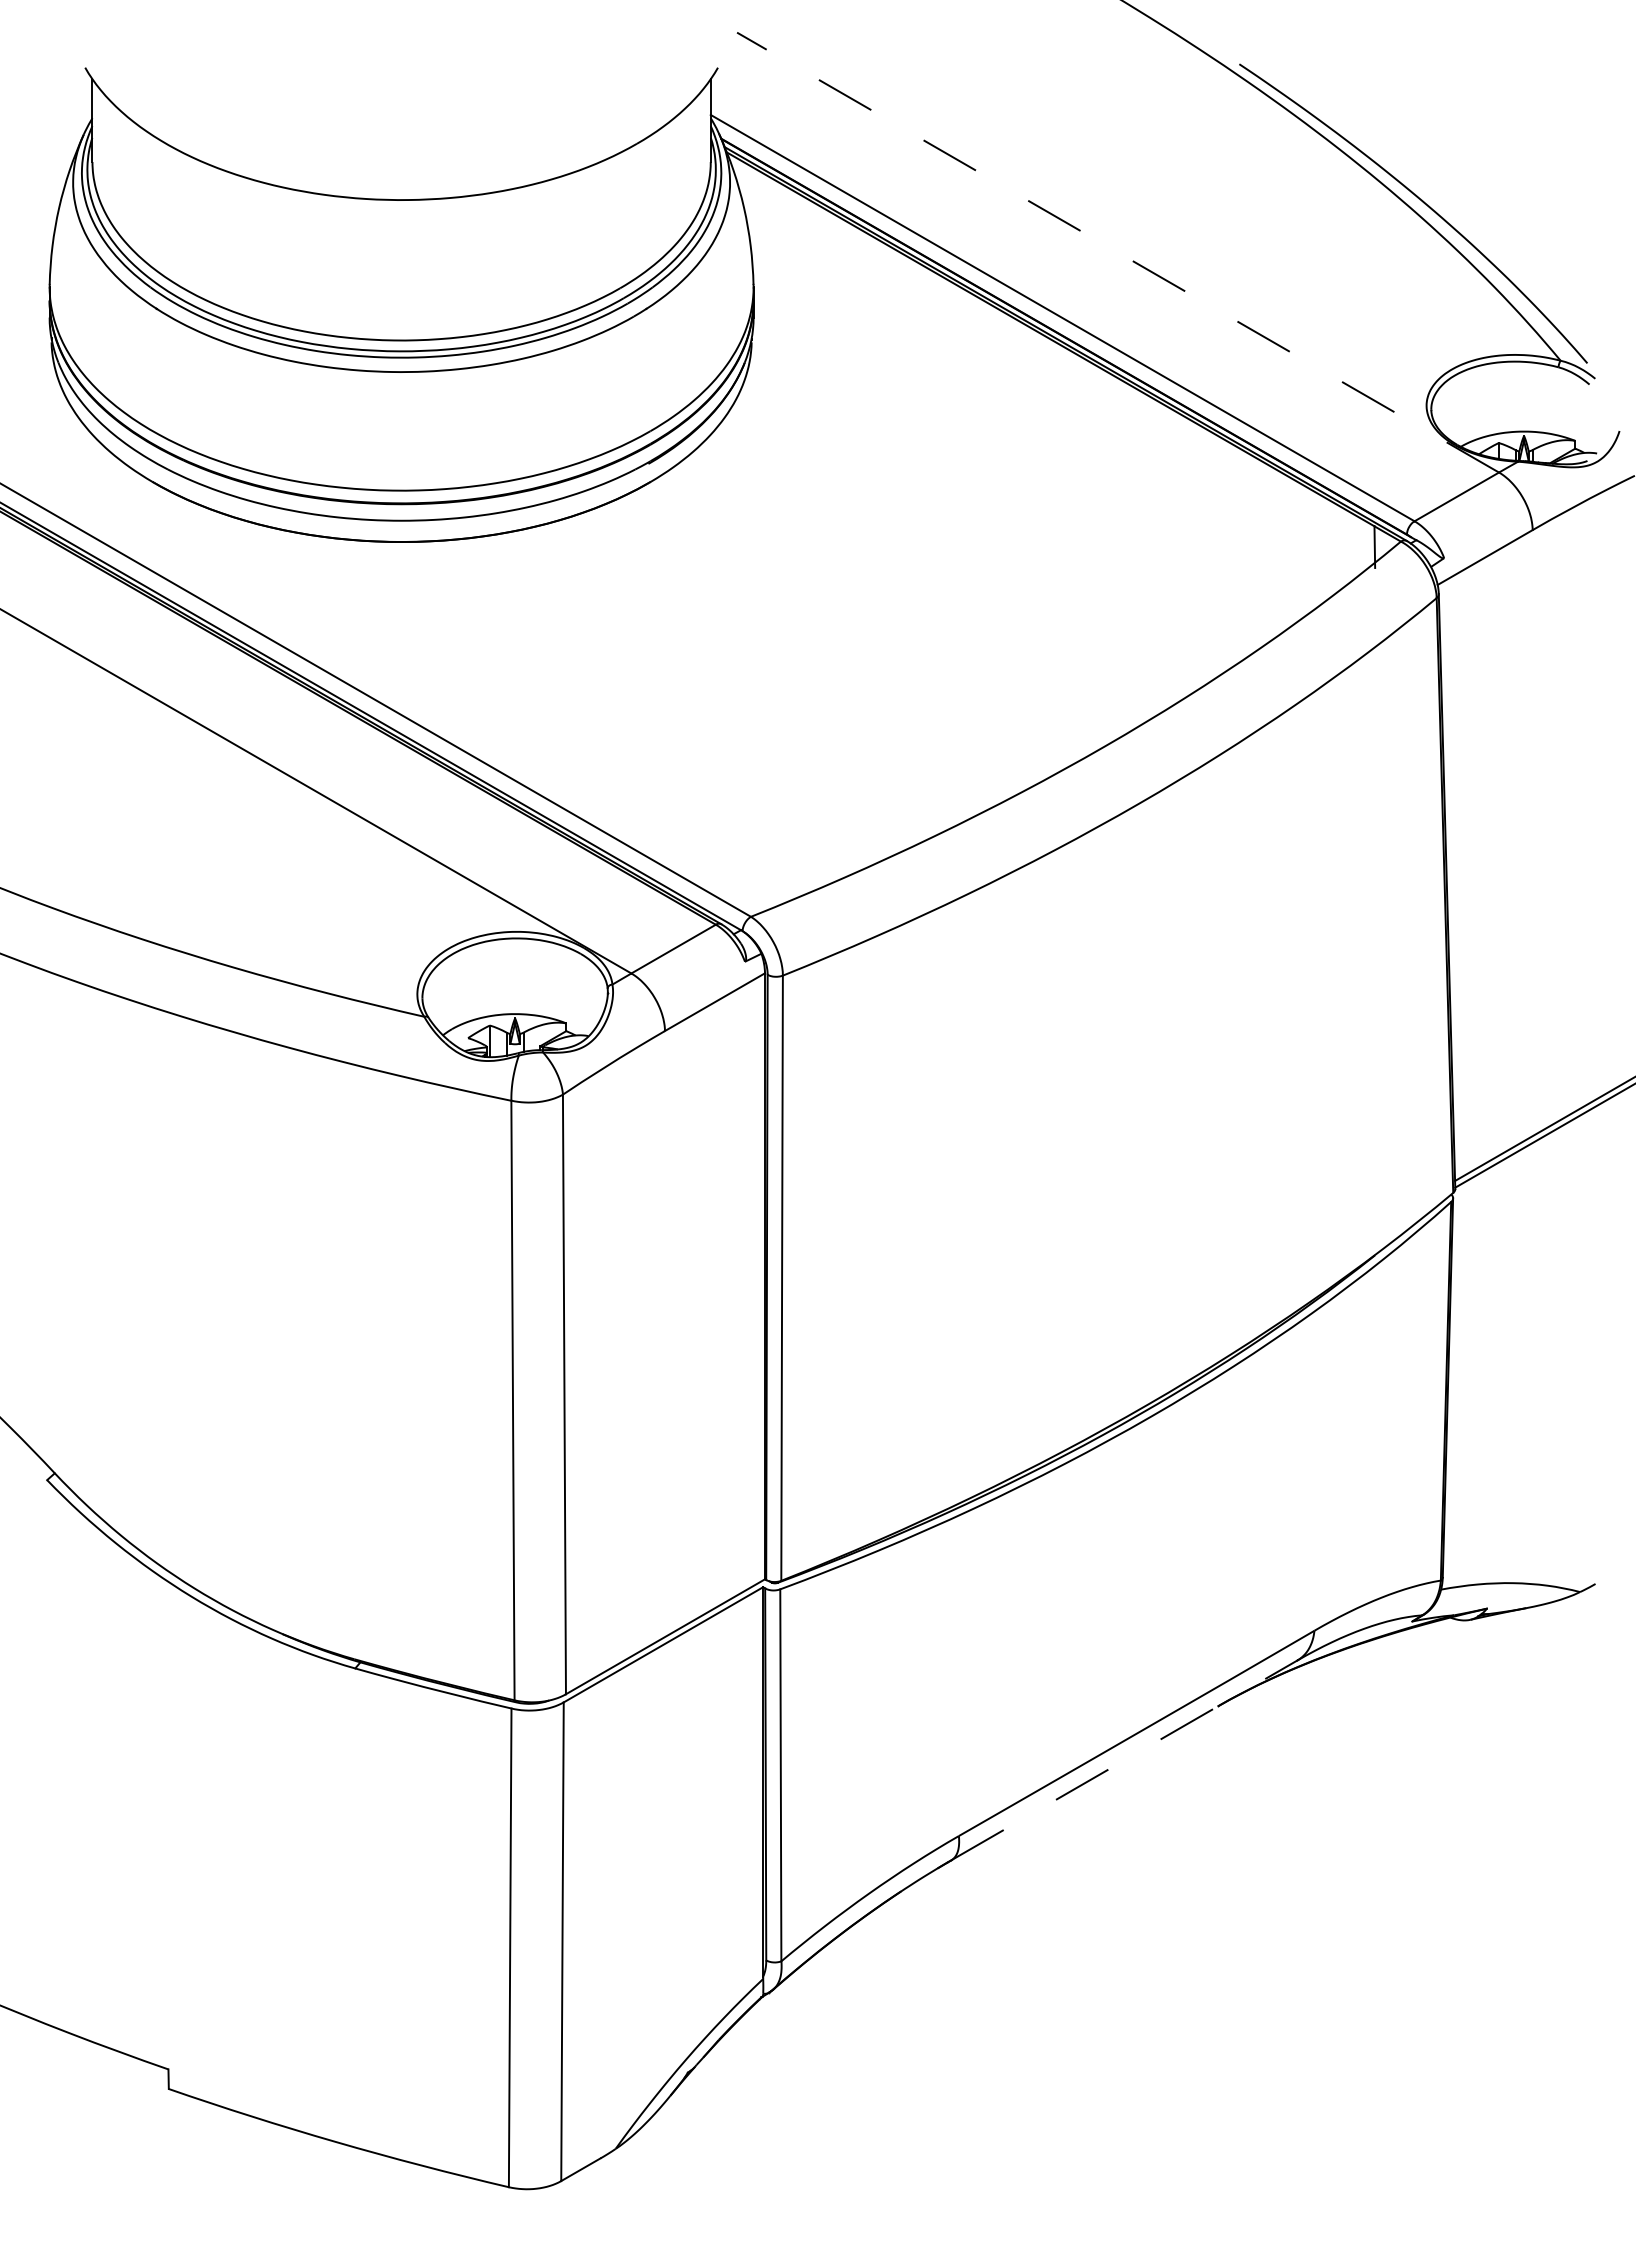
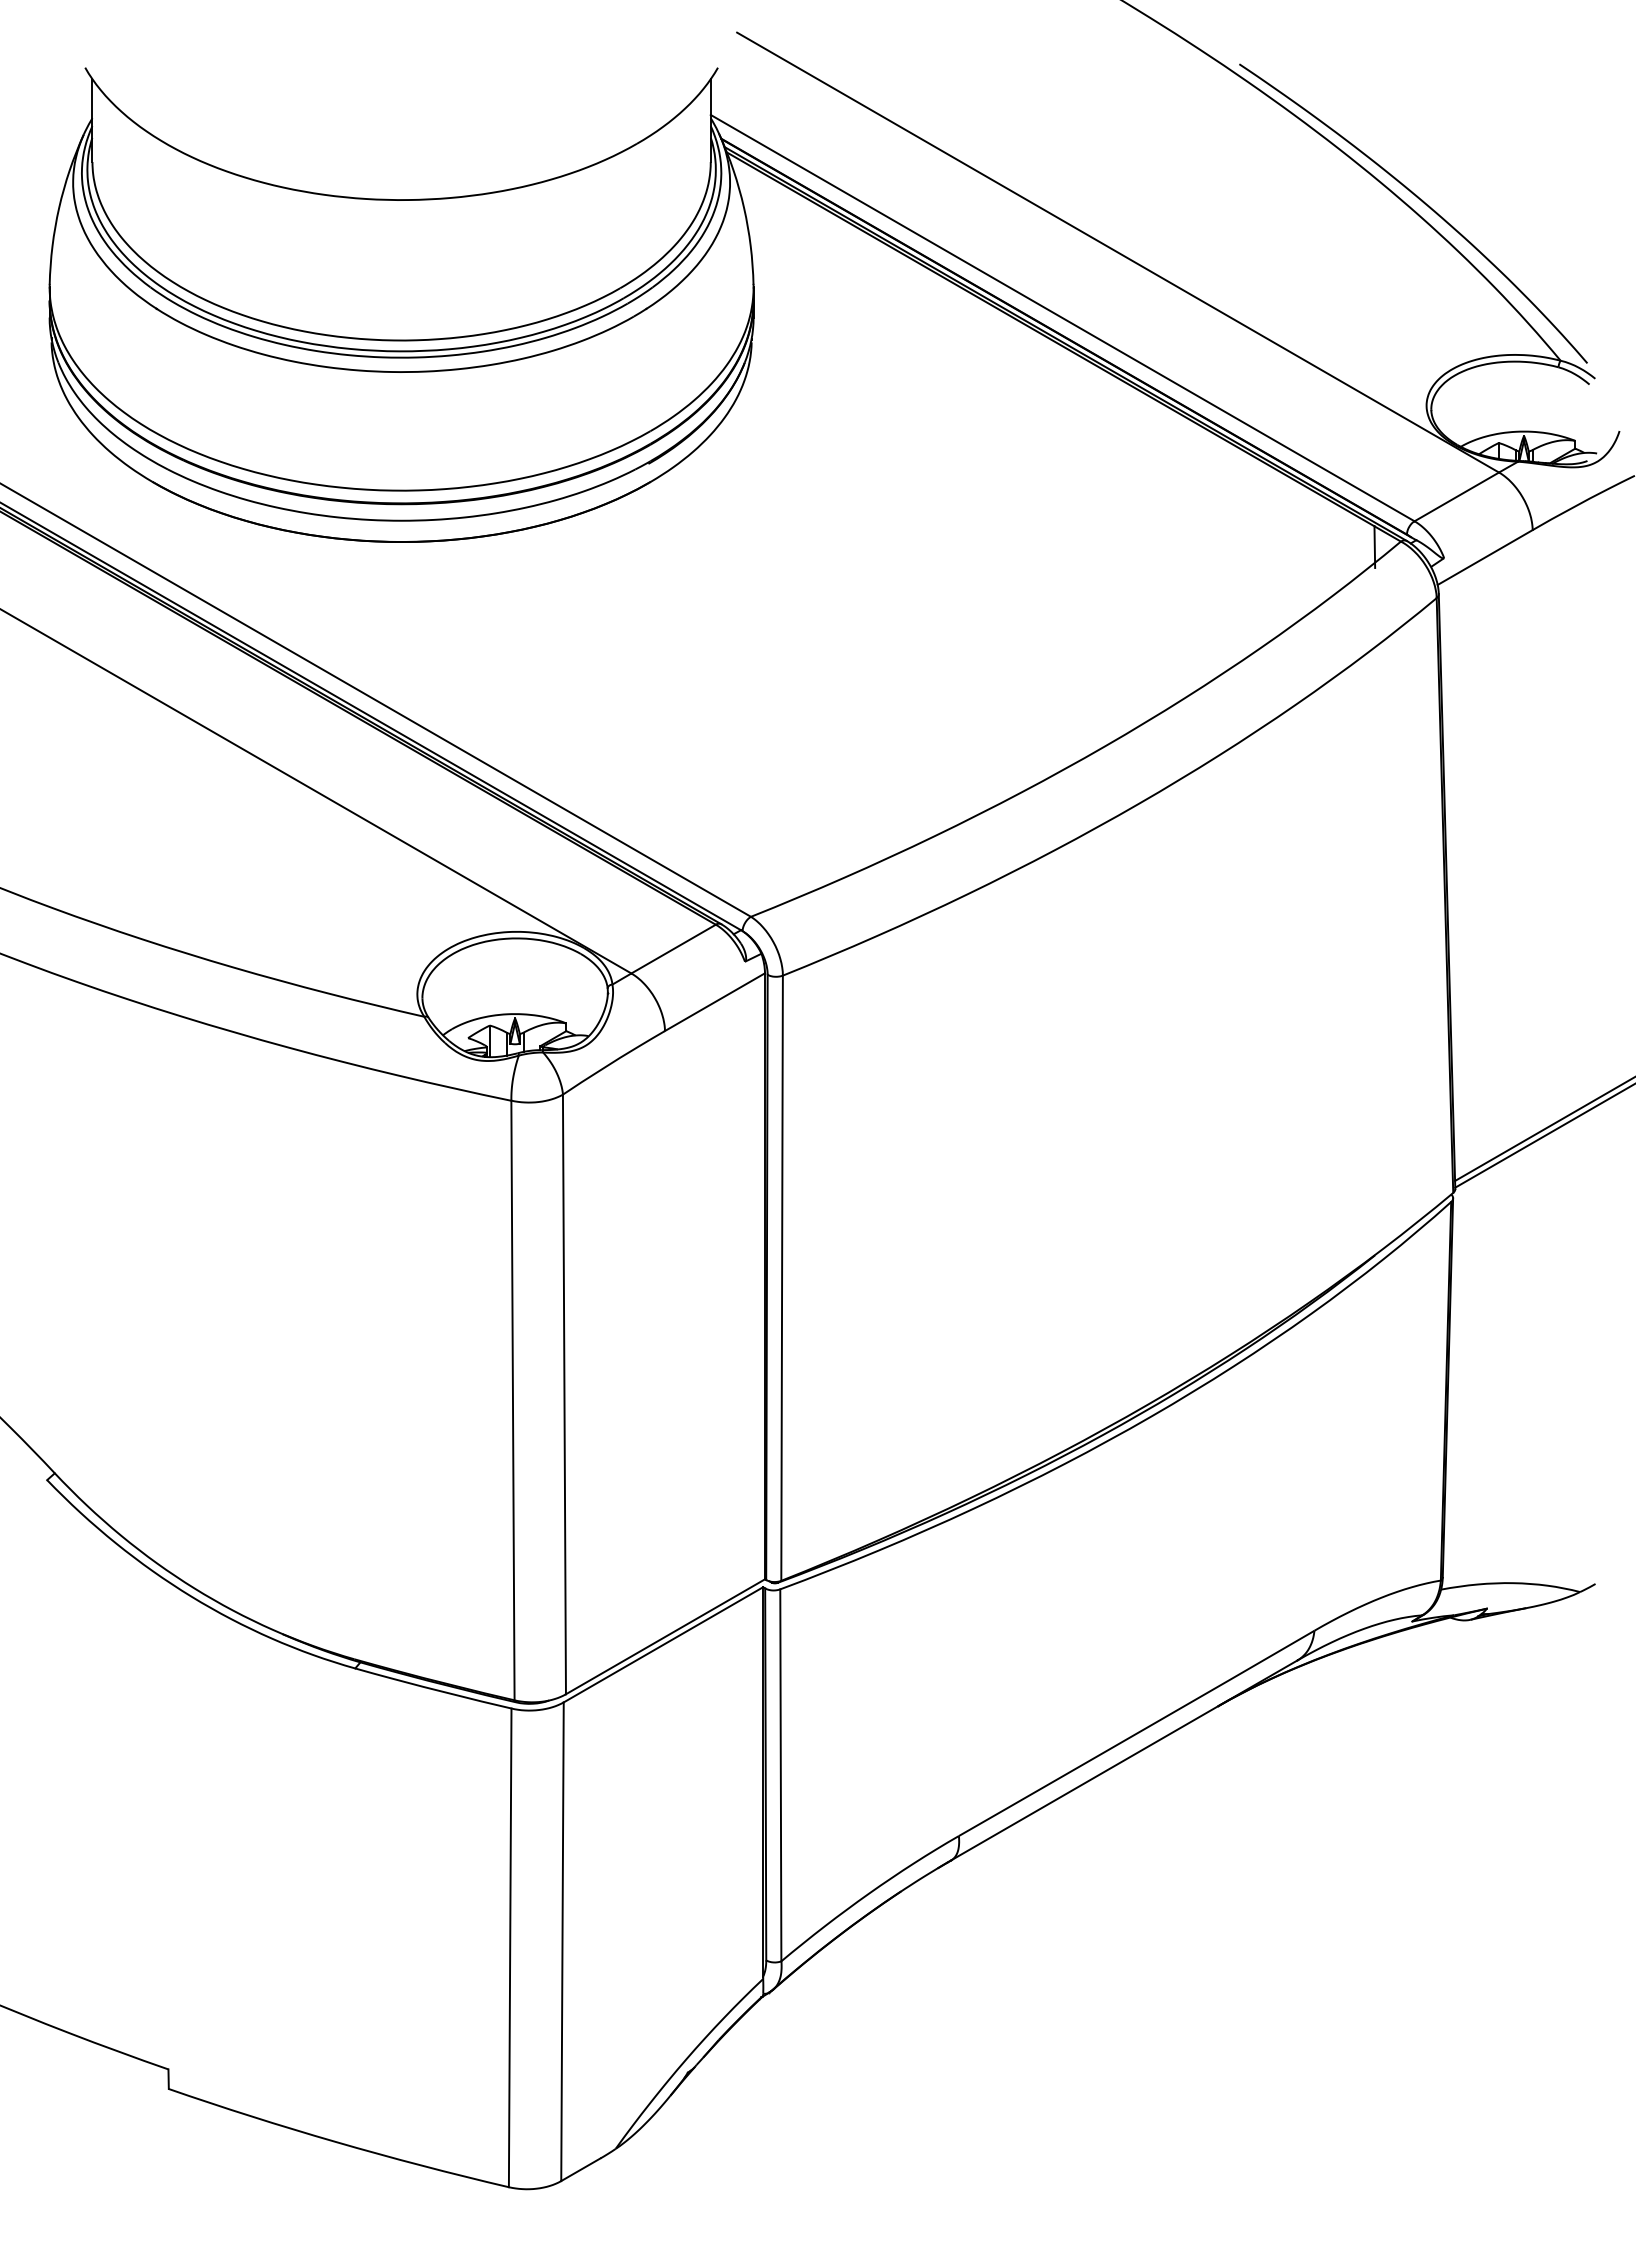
line: dashed -> solid (1118, 252)
line: dashed -> solid (1124, 1760)
